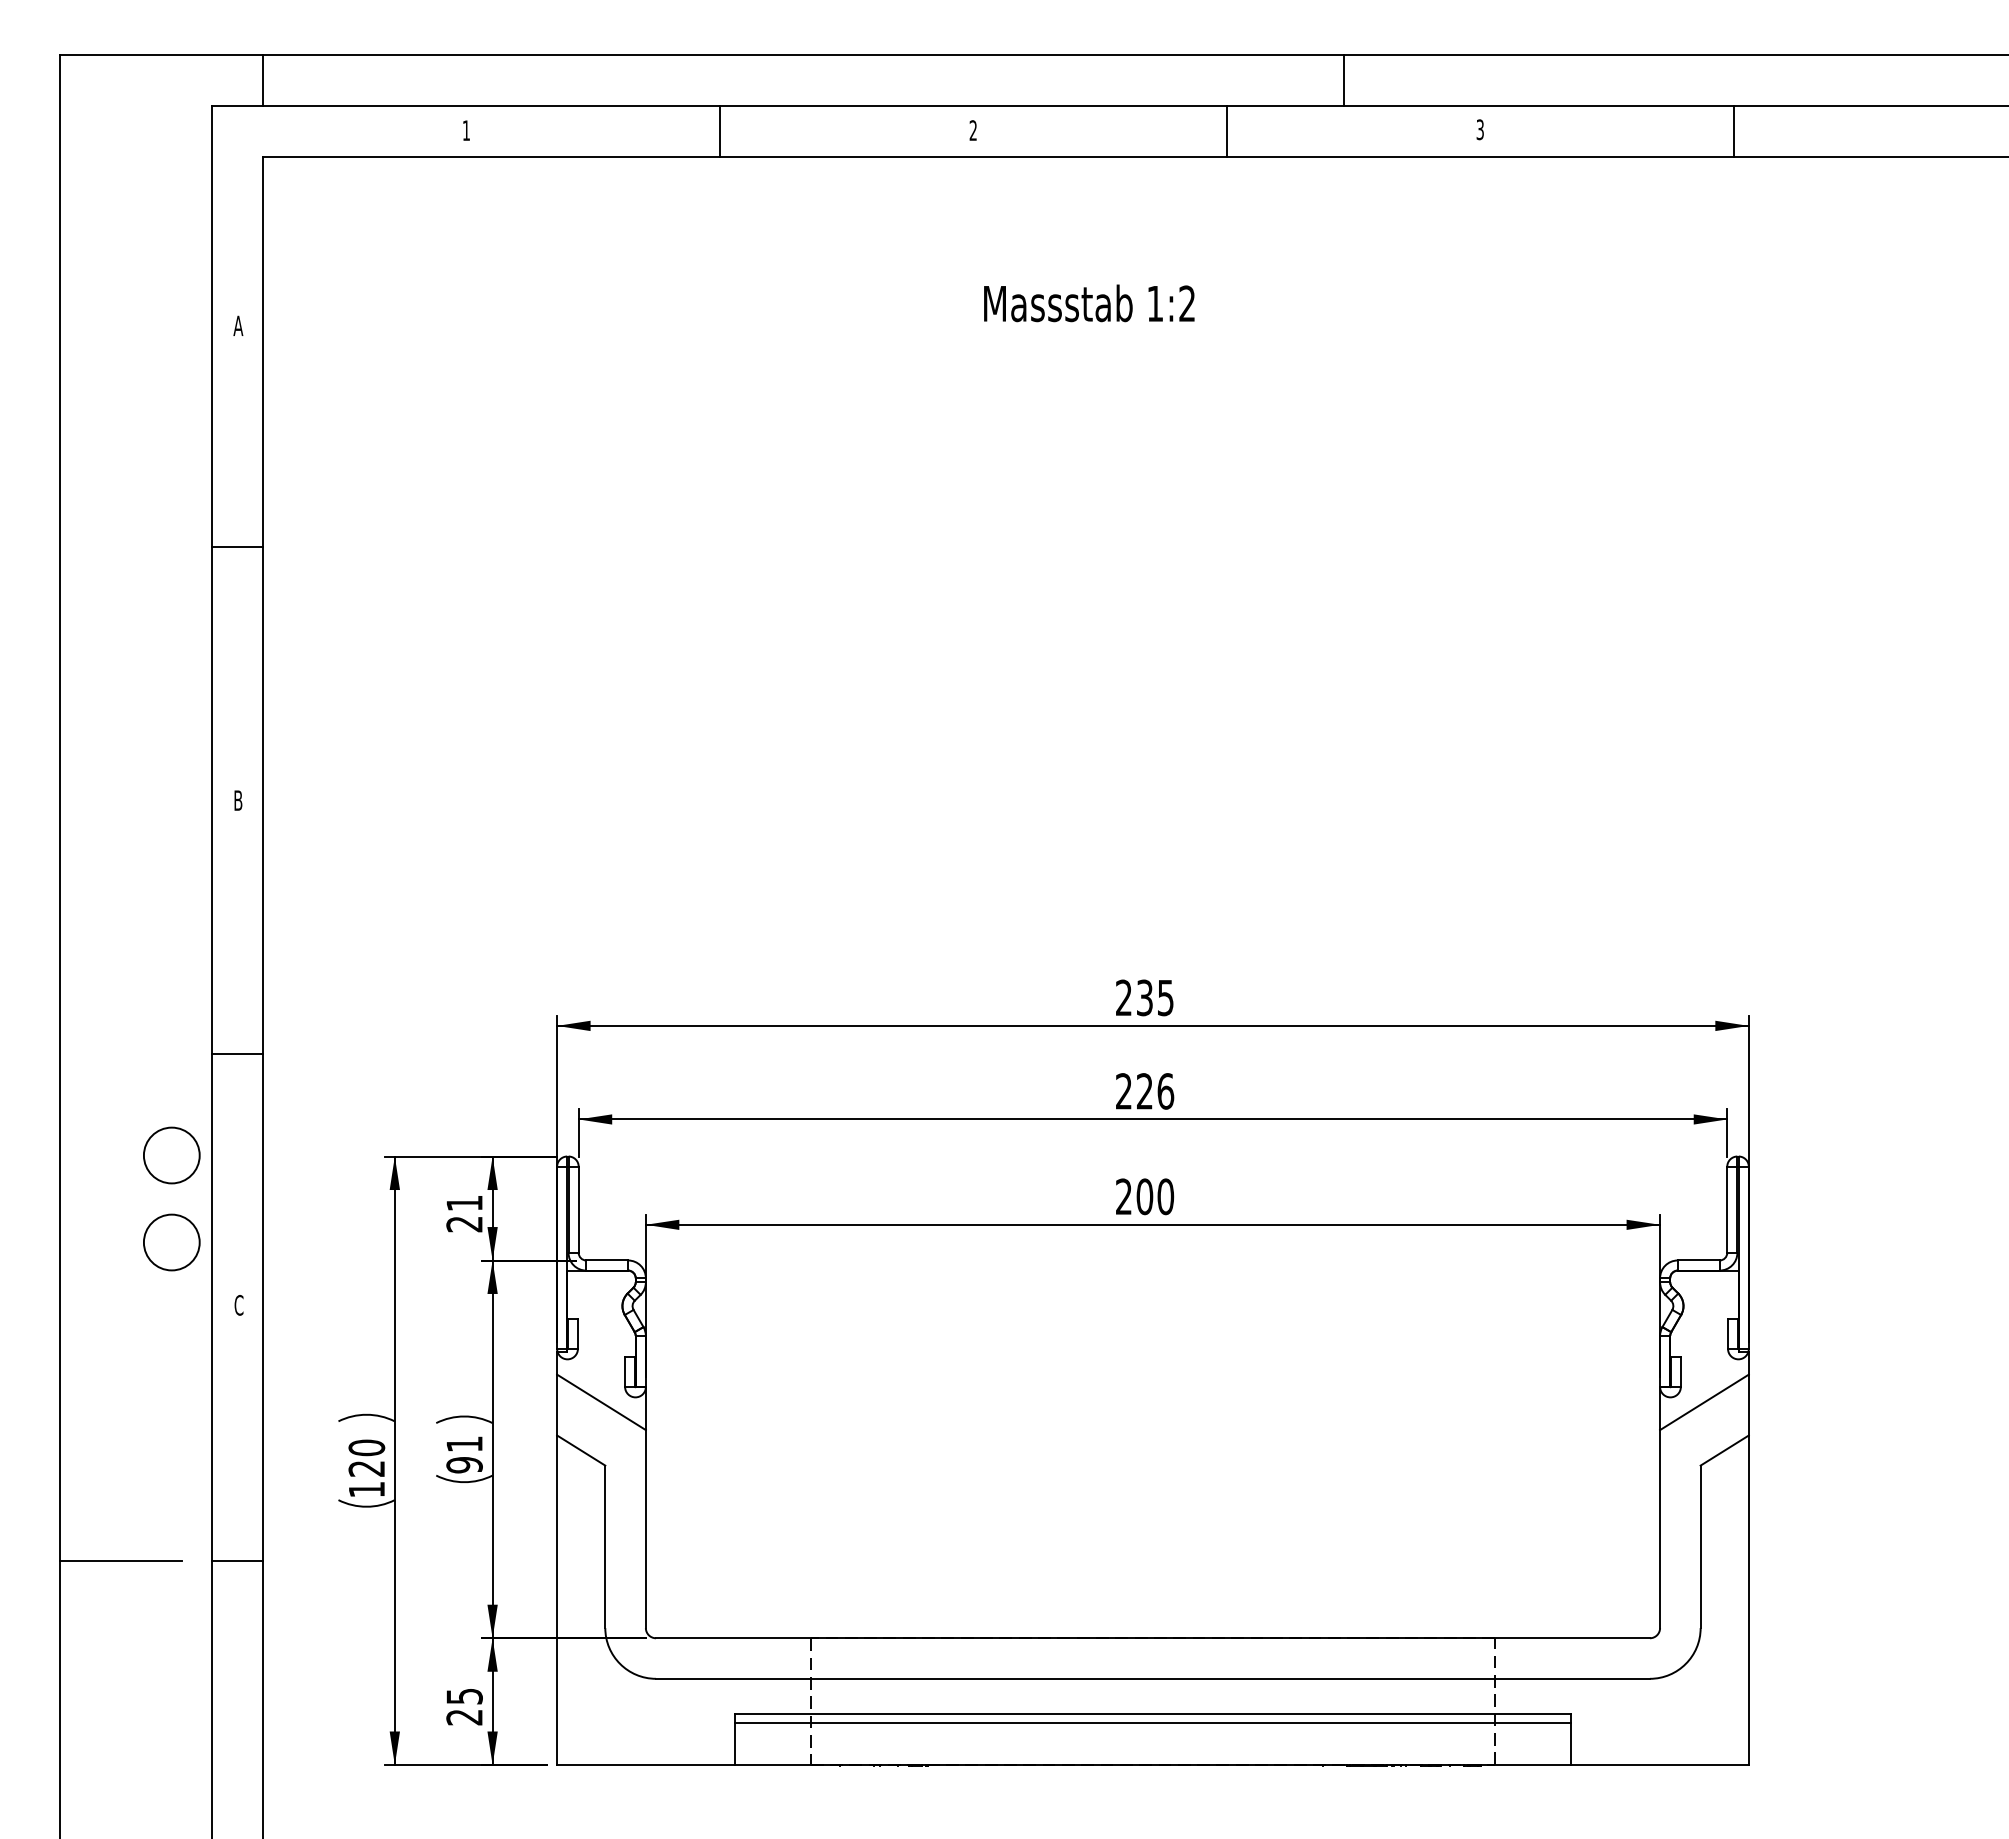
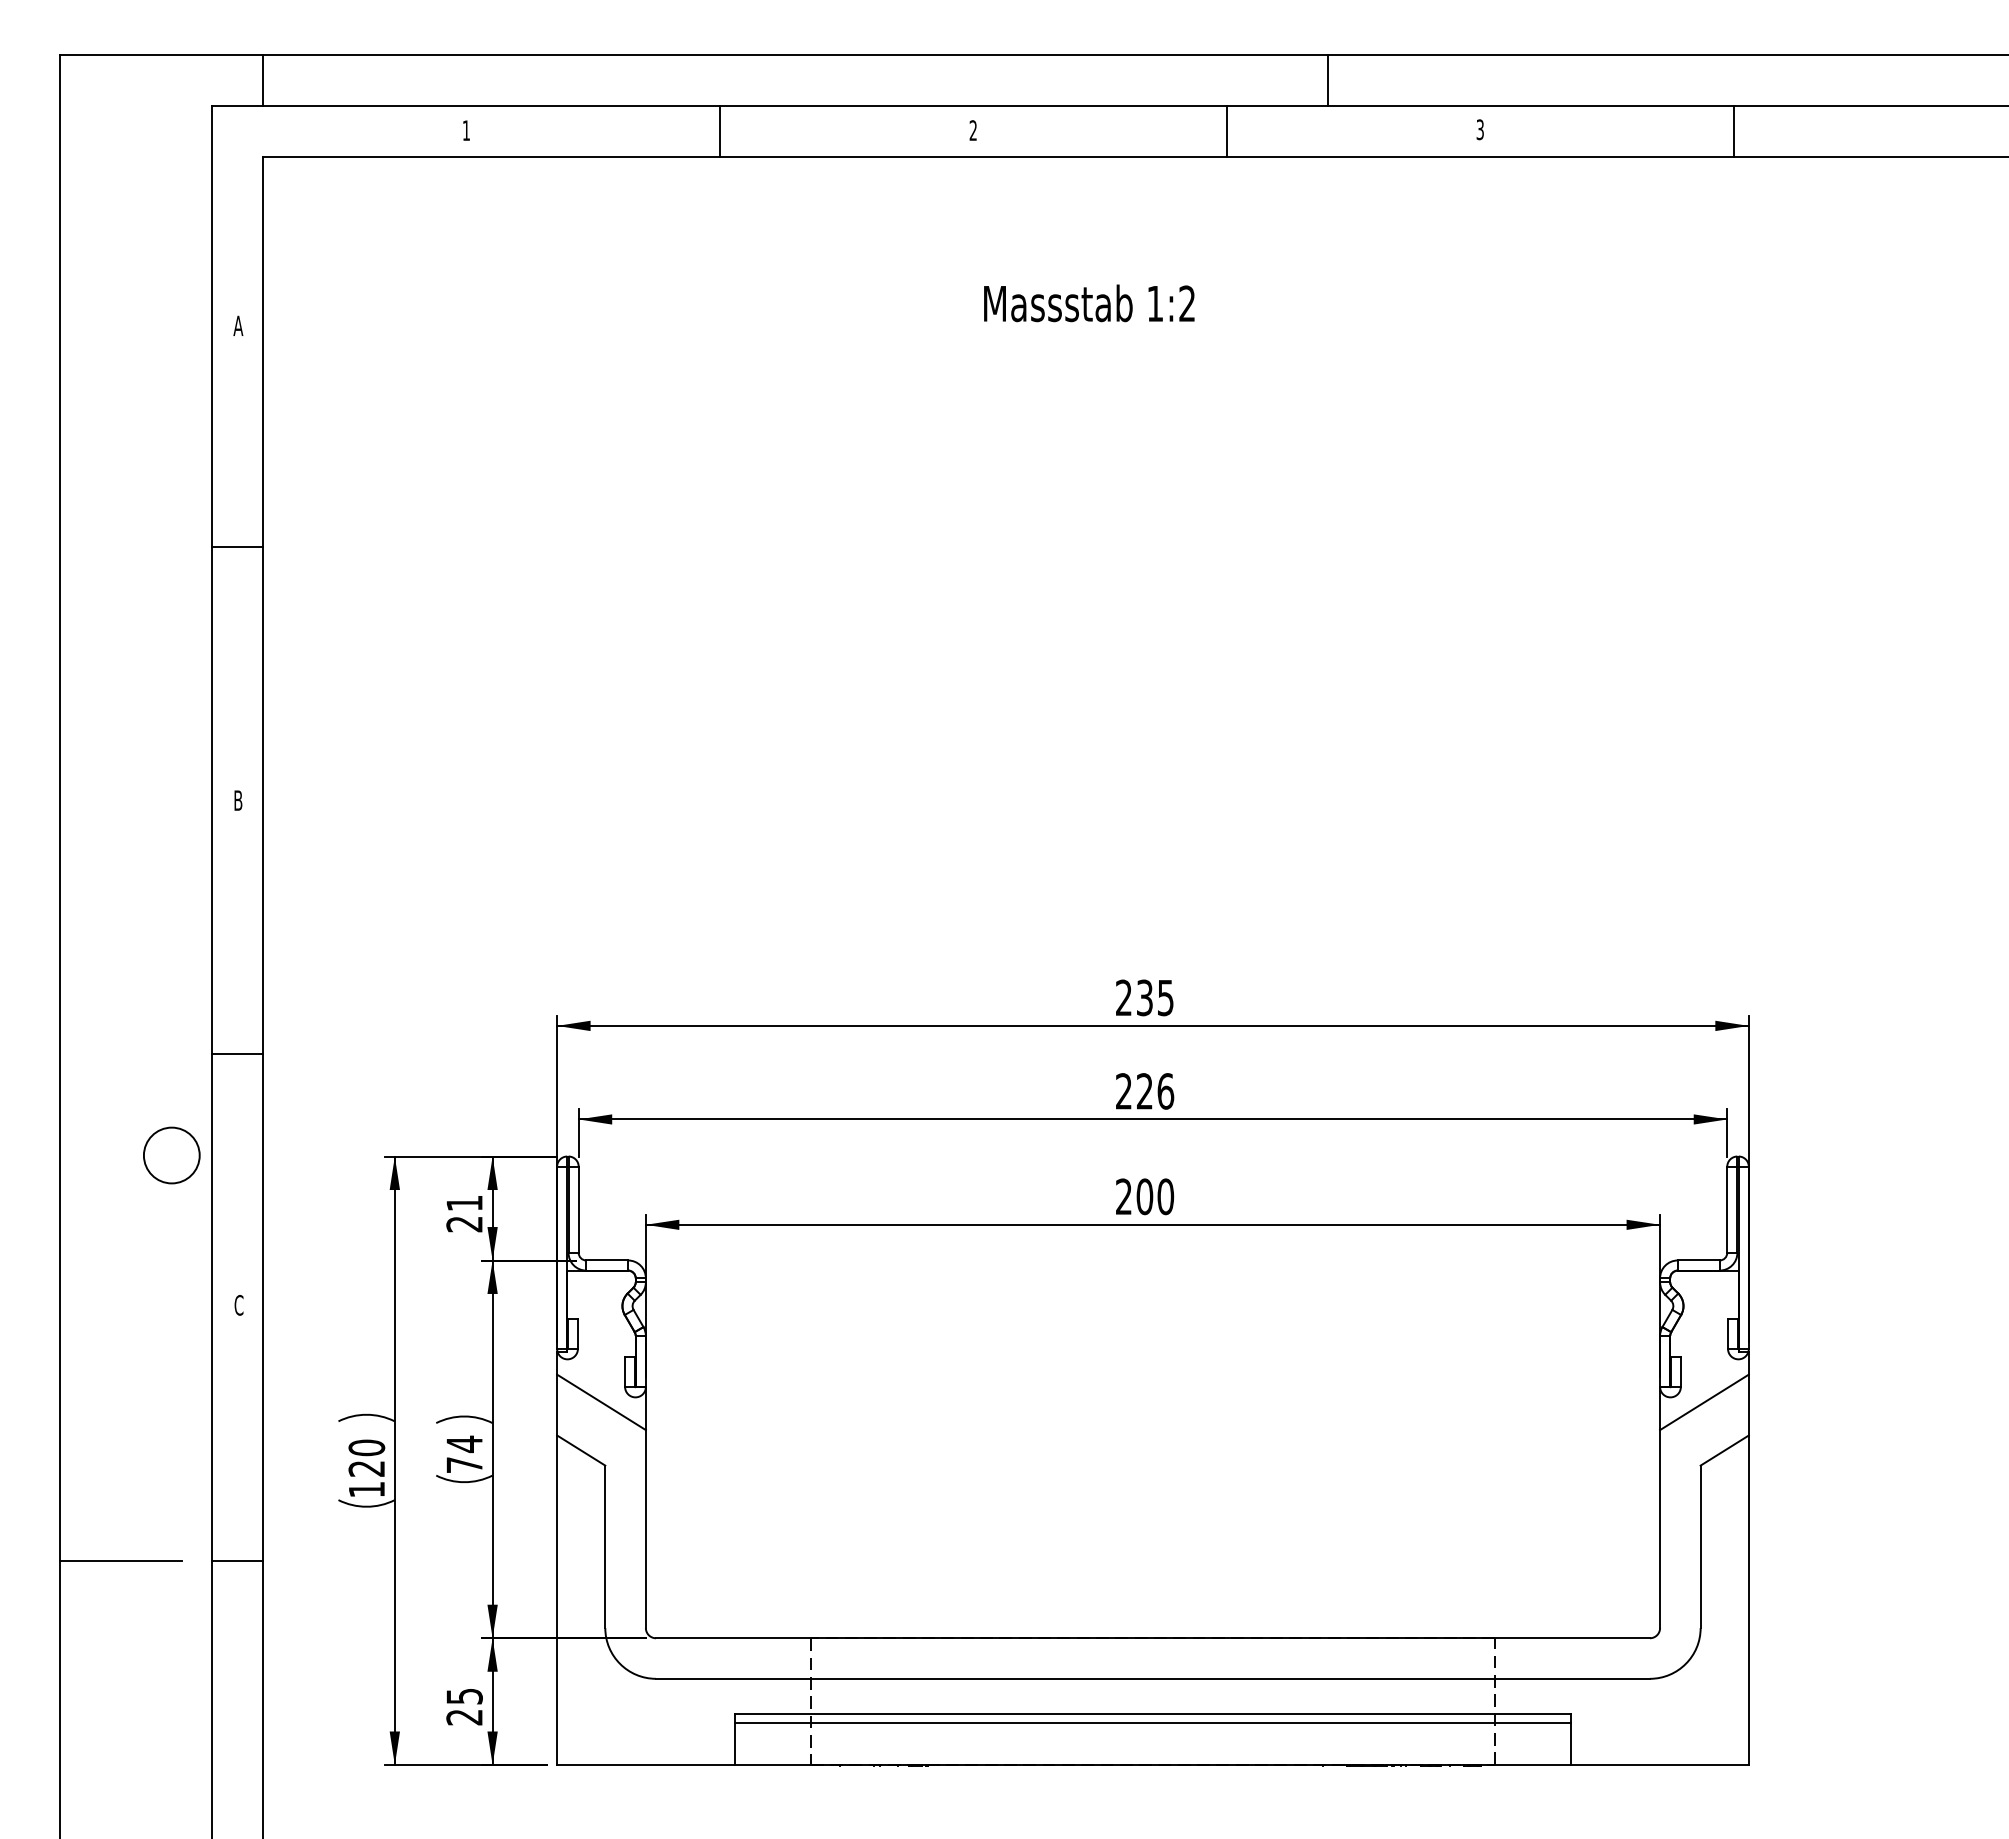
line position: (1344, 80) -> (1328, 80) (1328, 80)
circle: present -> none (171, 1242)
text: 91 -> 74 (464, 1454)
